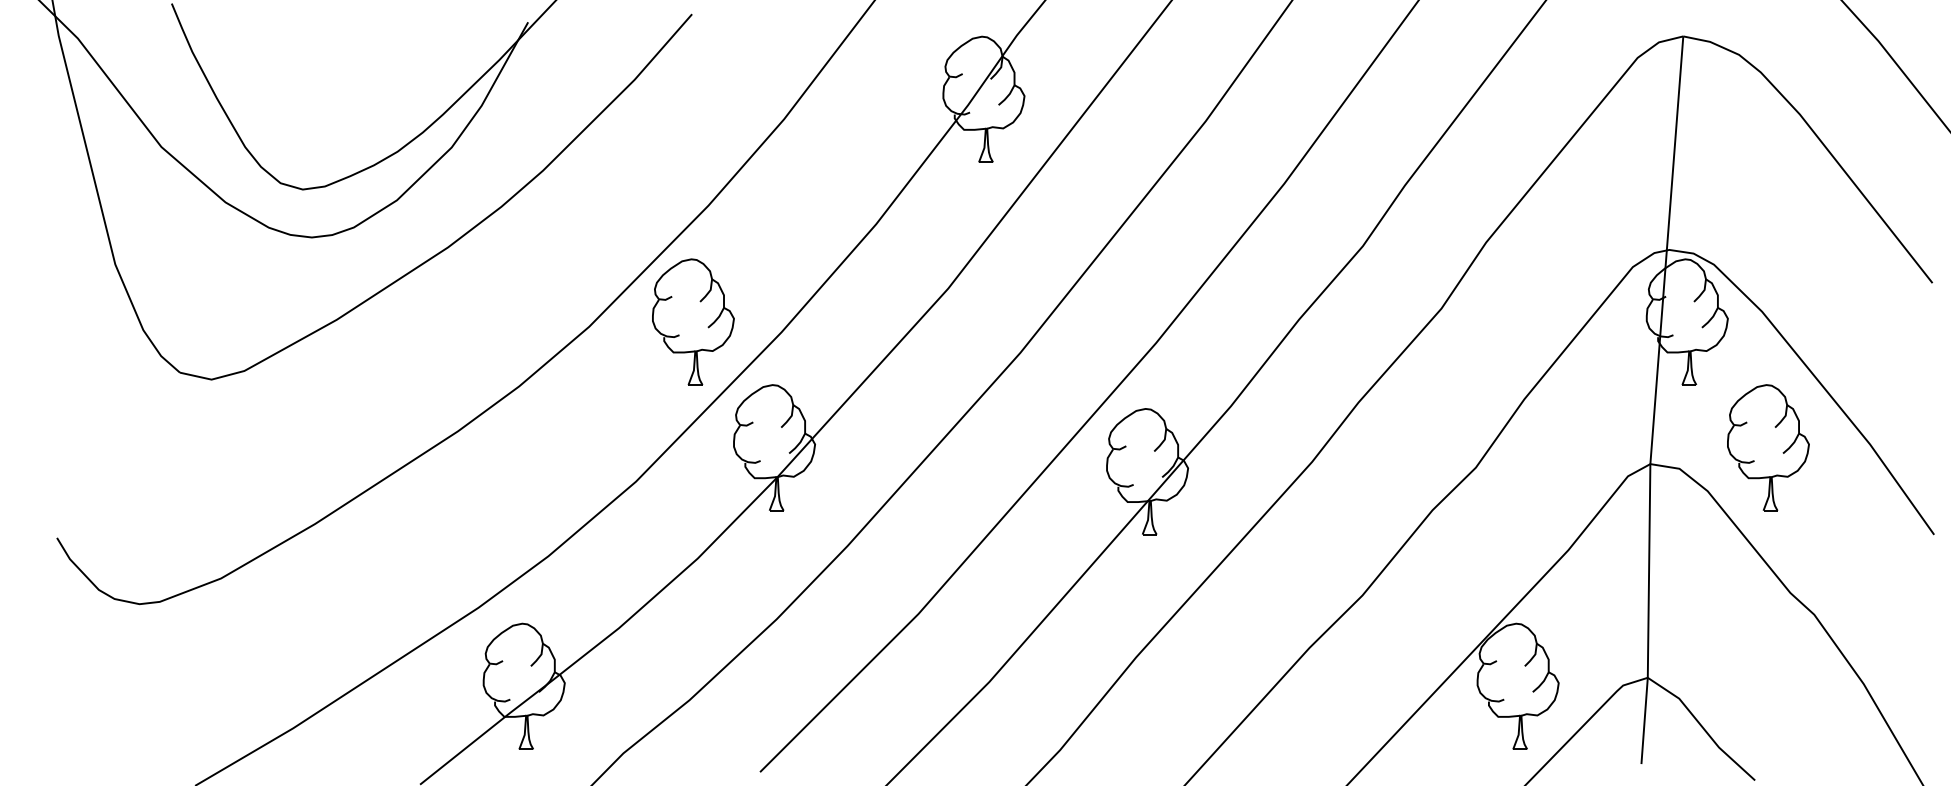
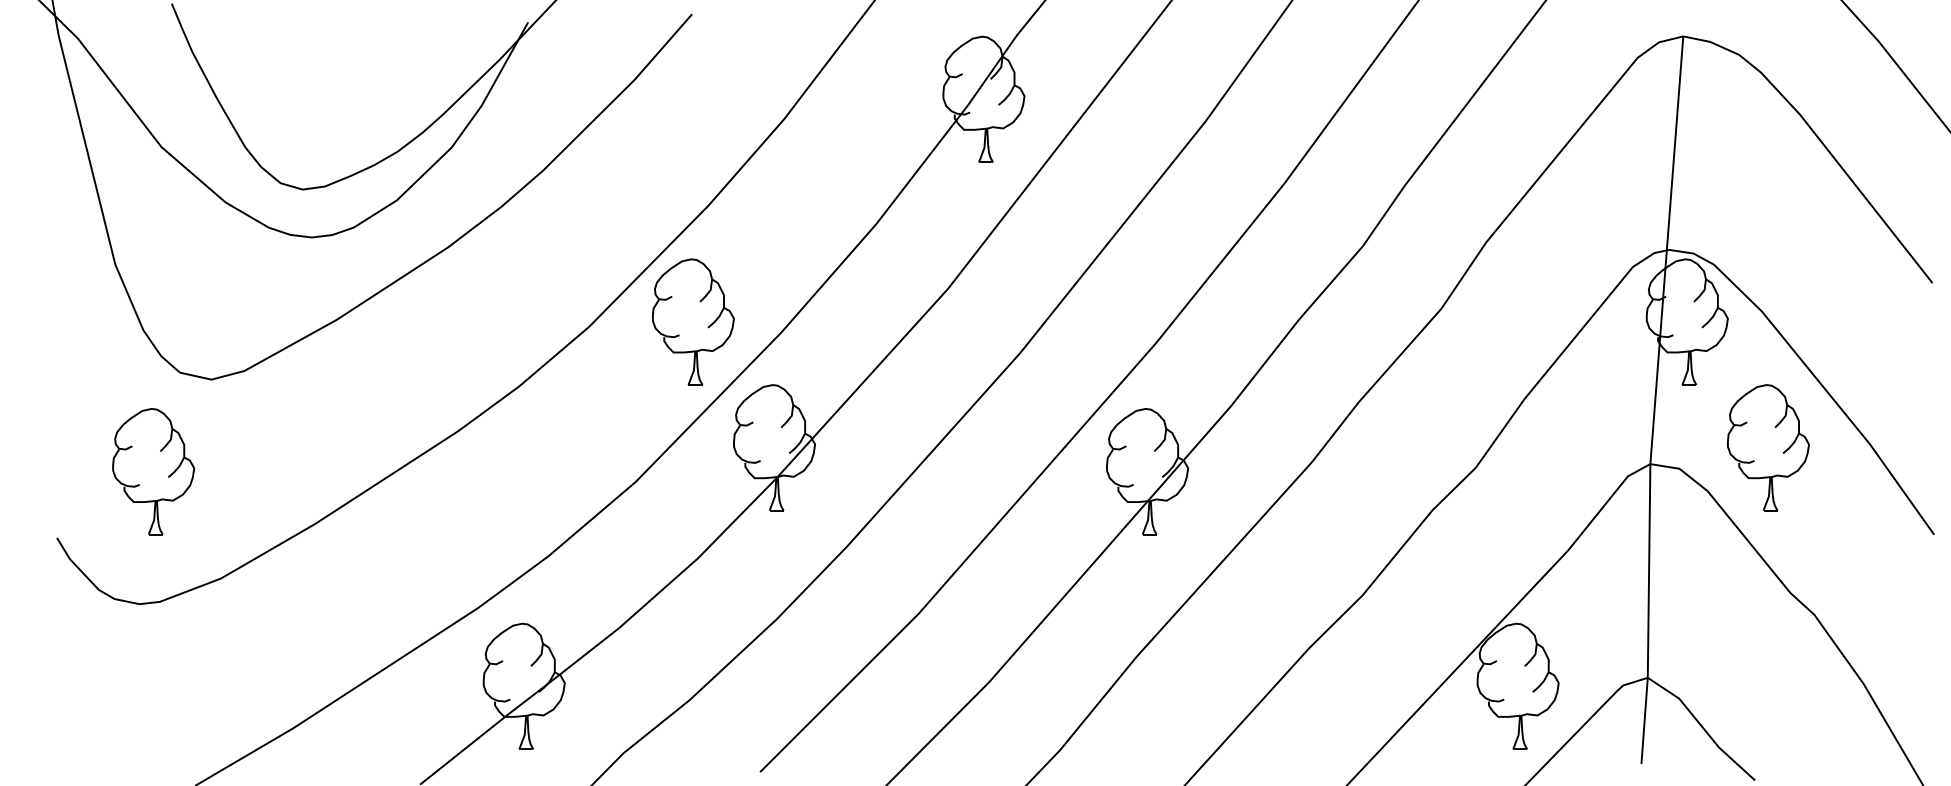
part: none -> present (153, 471)
